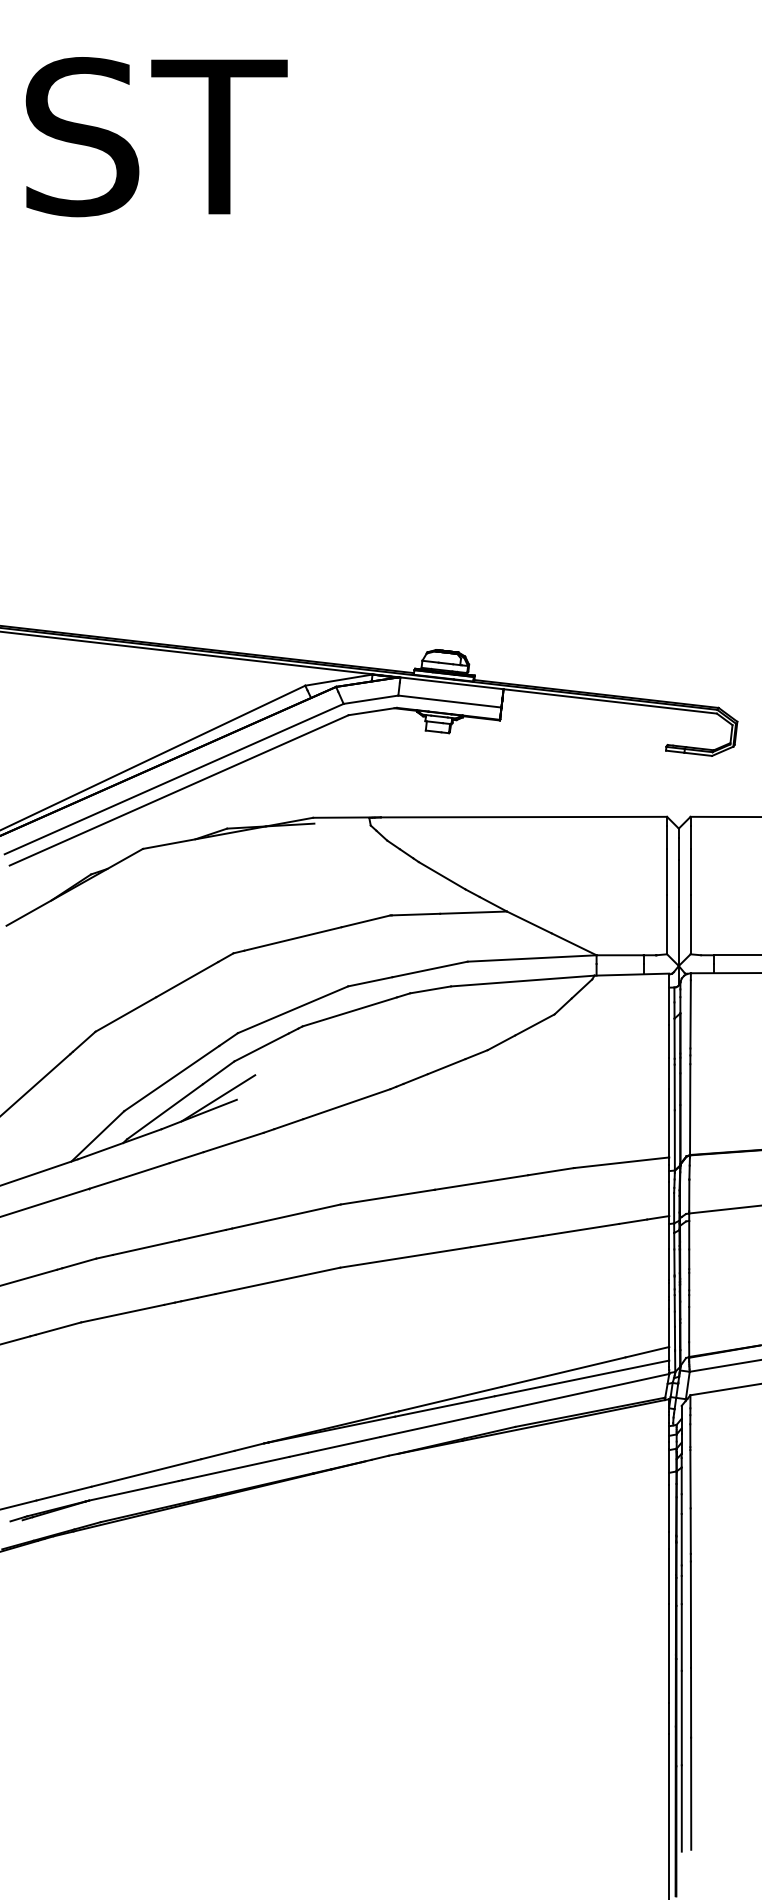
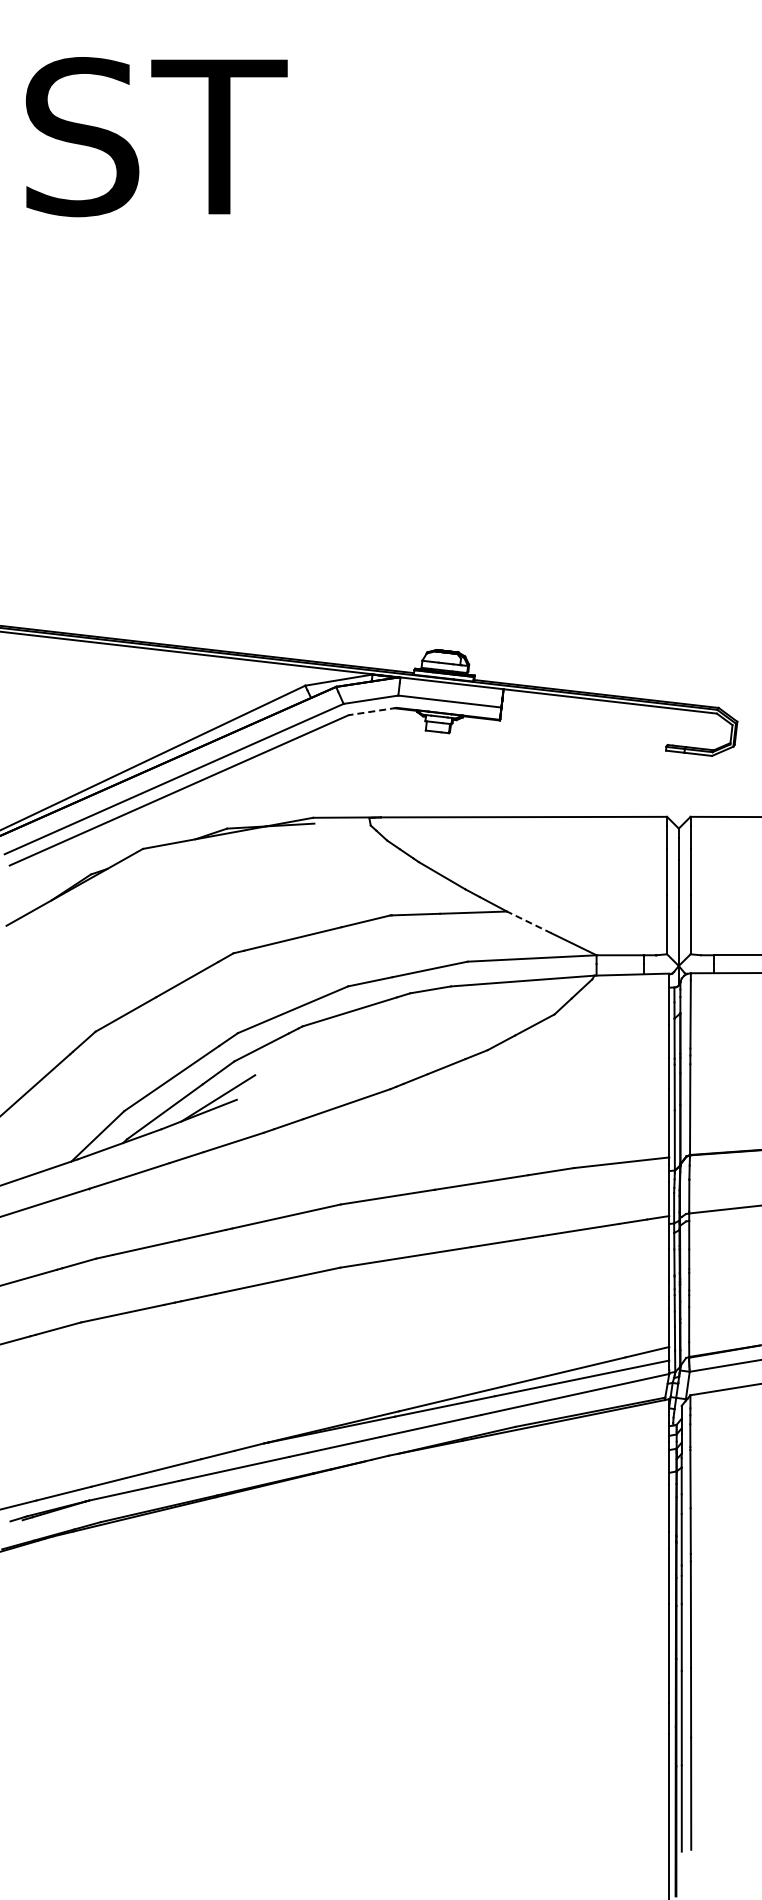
line: solid -> dashed (372, 711)
line: solid -> dashed (529, 922)
